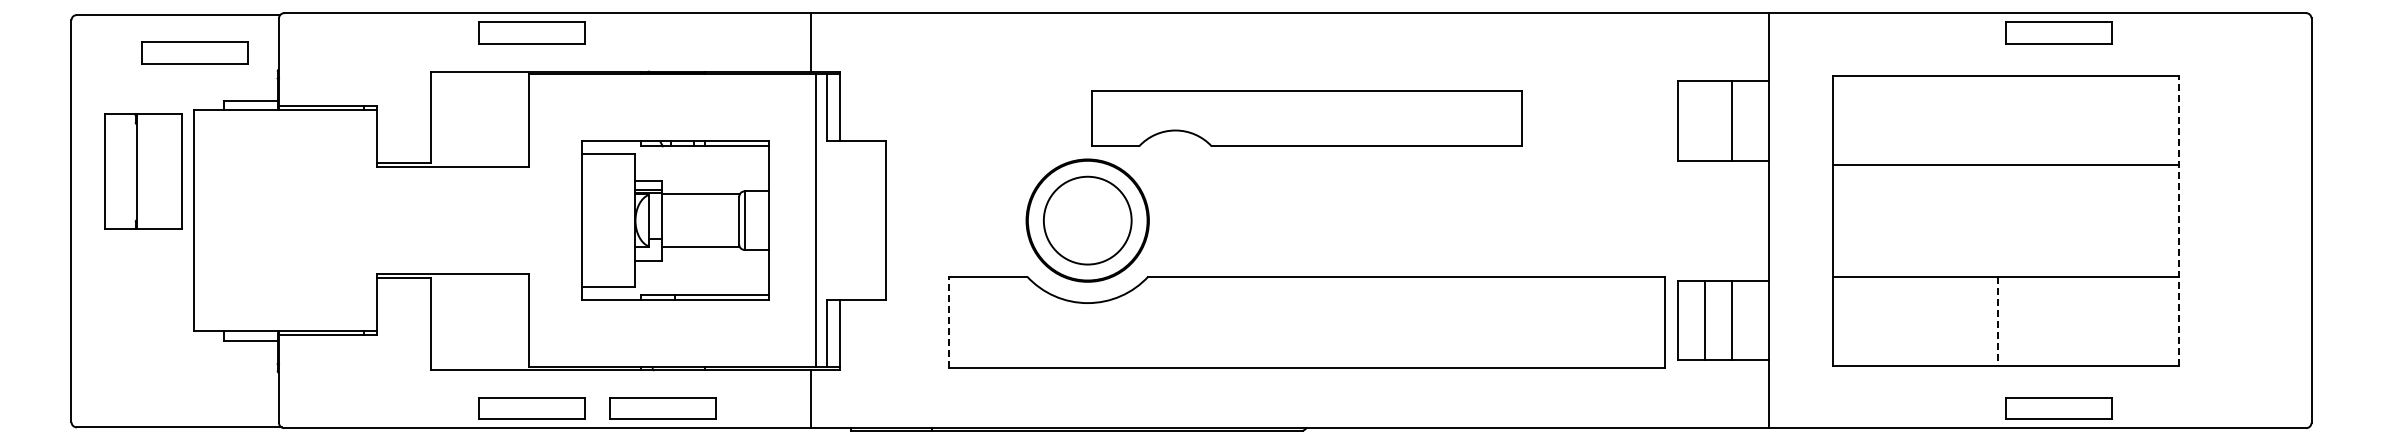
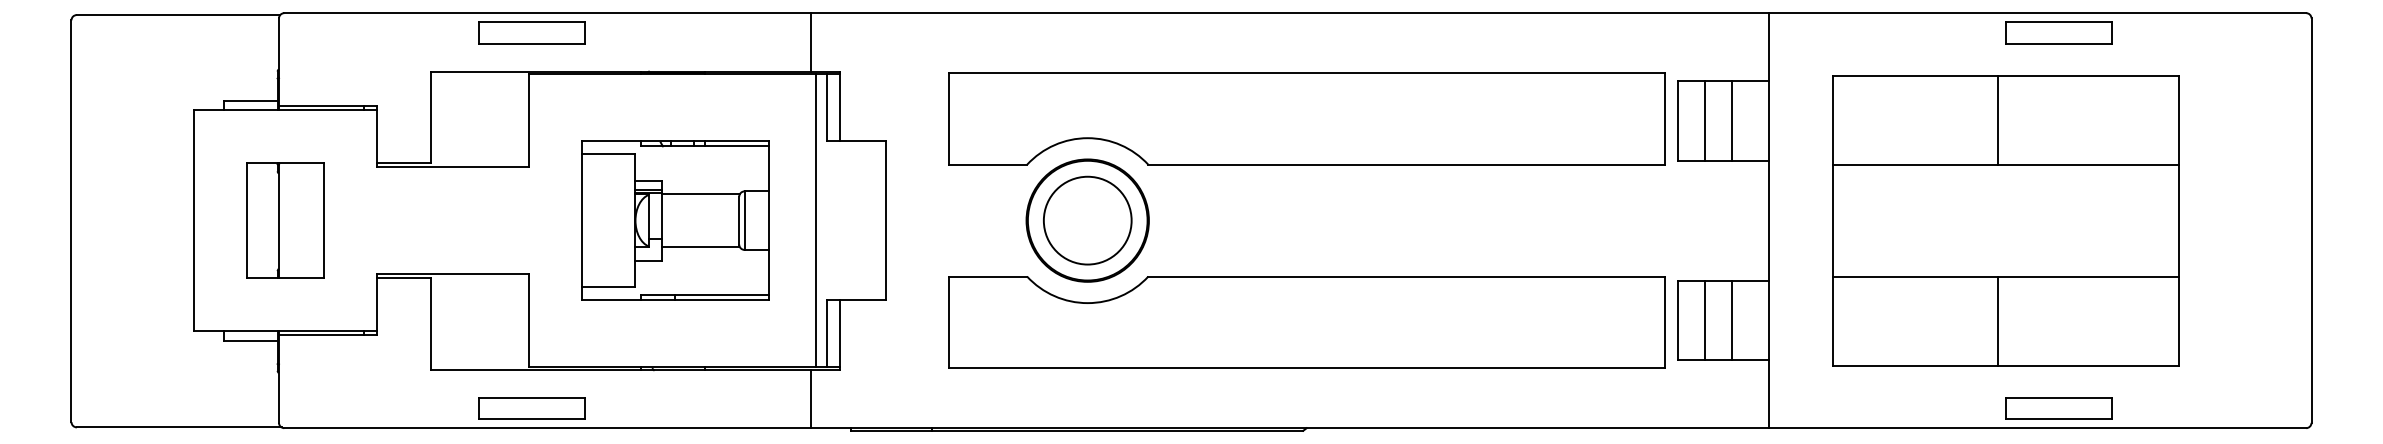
part: present -> none (194, 52)
part size: 432x57 px -> 718x94 px (1306, 118)
line: none -> present (1997, 119)
line: none -> present (1704, 120)
part position: (143, 171) -> (285, 220) (285, 220)
line: dashed -> solid (2178, 220)
line: dashed -> solid (1997, 321)
line: dashed -> solid (949, 322)
part: present -> none (662, 408)
